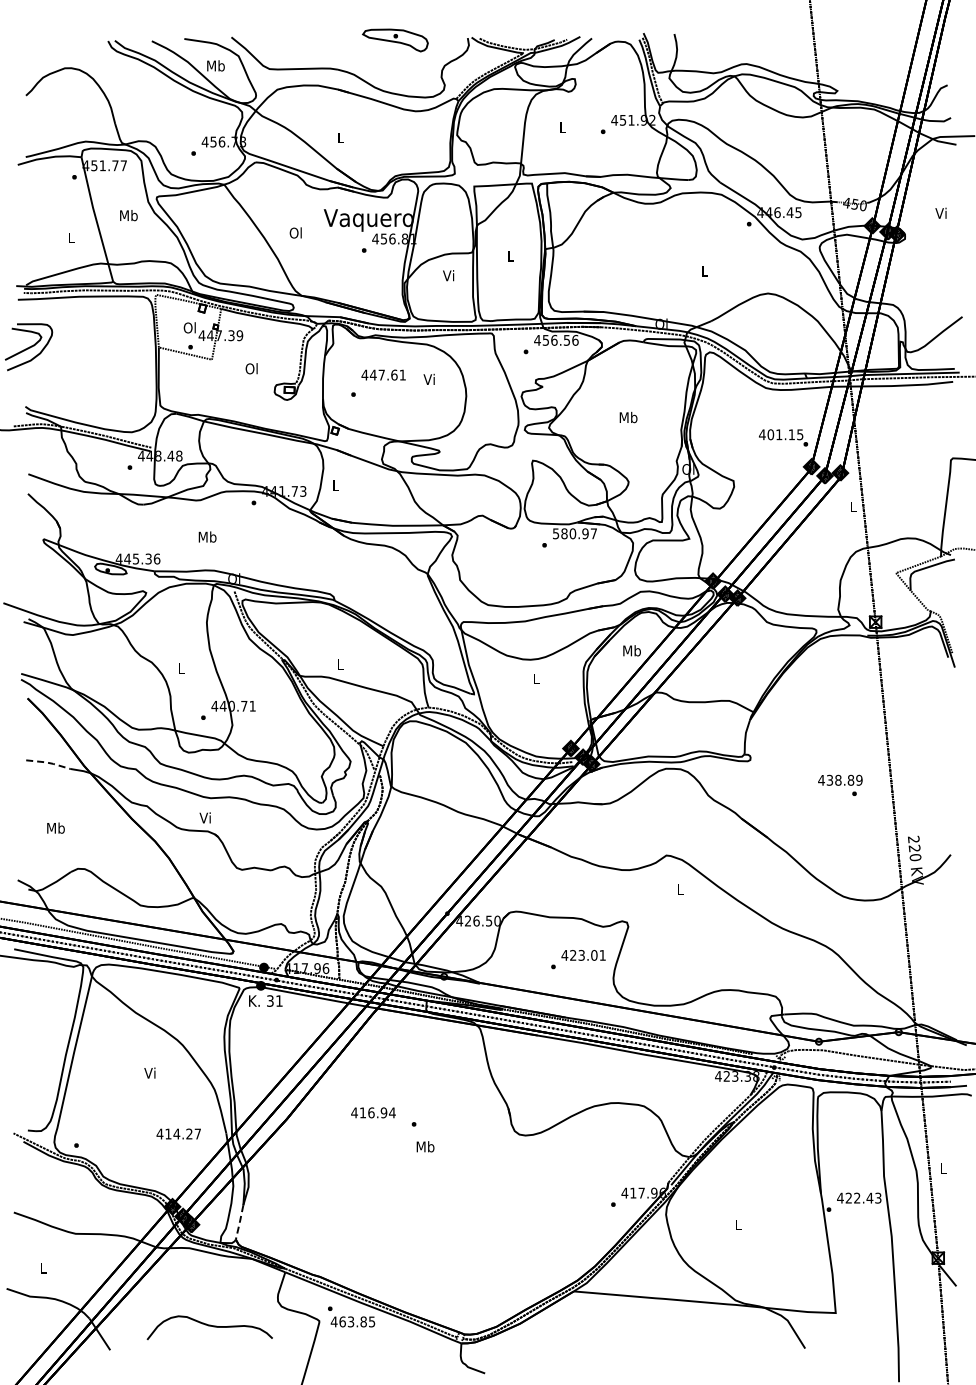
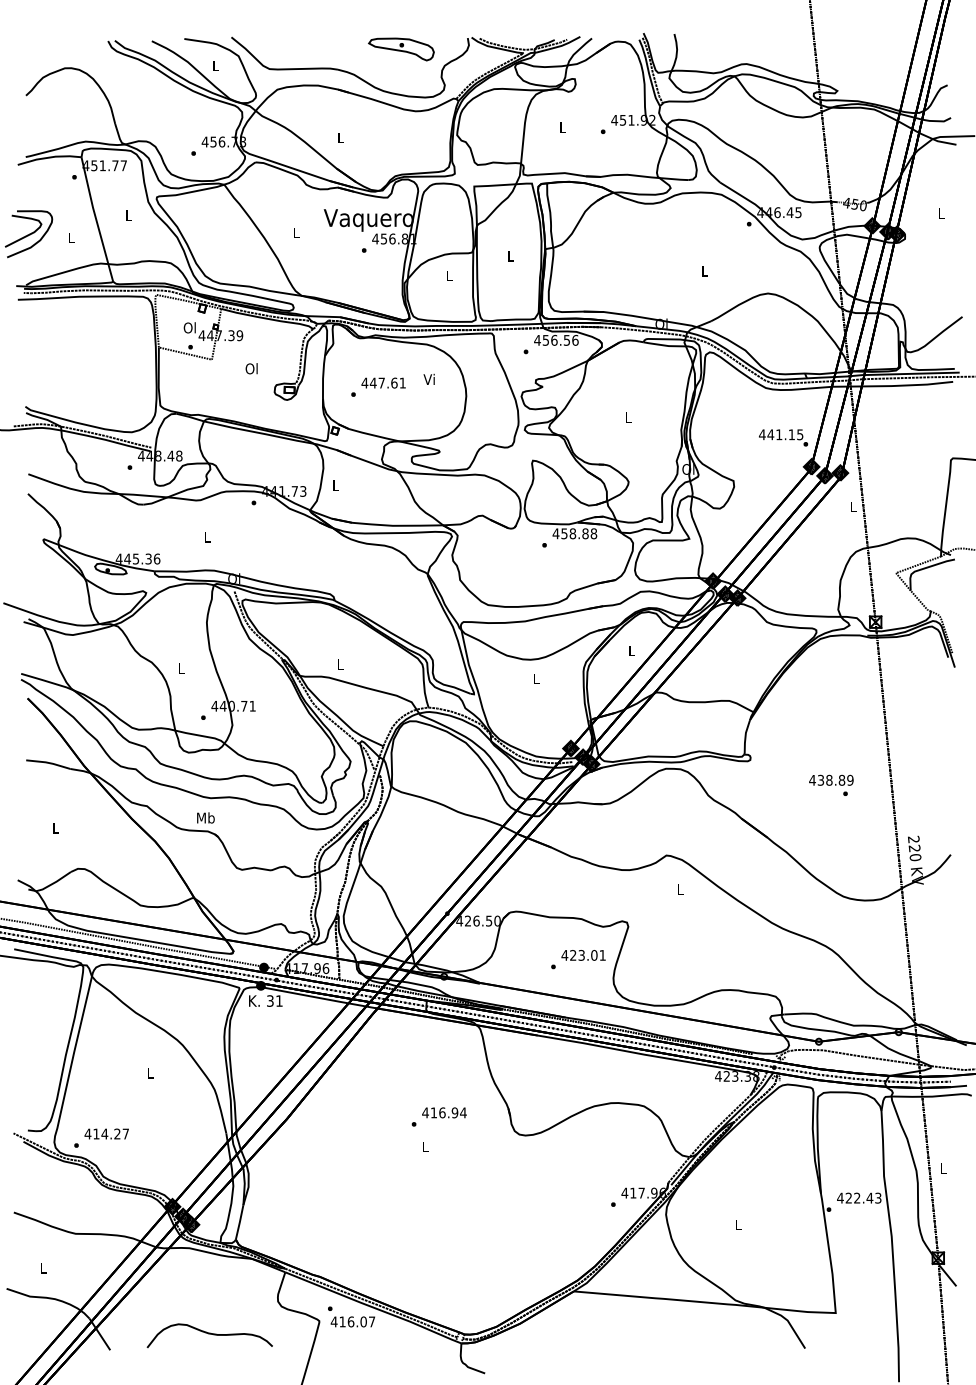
part position: (395, 40) -> (401, 49) (401, 49)
text: Mb -> L (215, 65)
text: Vi -> L (940, 212)
text: Mb -> L (128, 215)
text: Ol -> L (295, 232)
text: Vi -> L (448, 275)
part position: (28, 347) -> (28, 234) (28, 234)
text position: (383, 374) -> (383, 382) (383, 382)
text: Mb -> L (628, 417)
text: 401.15 -> 441.15 (770, 434)
text: 580.97 -> 458.88 (574, 533)
text: Mb -> L (207, 536)
text: Mb -> L (631, 650)
line: dashed -> solid (48, 762)
text position: (840, 784) -> (831, 784) (831, 784)
text: Vi -> Mb (205, 817)
text: Mb -> L (55, 827)
text: Vi -> L (149, 1072)
text position: (373, 1112) -> (444, 1112) (444, 1112)
text position: (178, 1133) -> (106, 1133) (106, 1133)
text: Mb -> L (425, 1146)
line: dashed -> solid (239, 1222)
text: 463.85 -> 416.07 (357, 1321)
curve position: (209, 1326) -> (209, 1334) (209, 1334)
